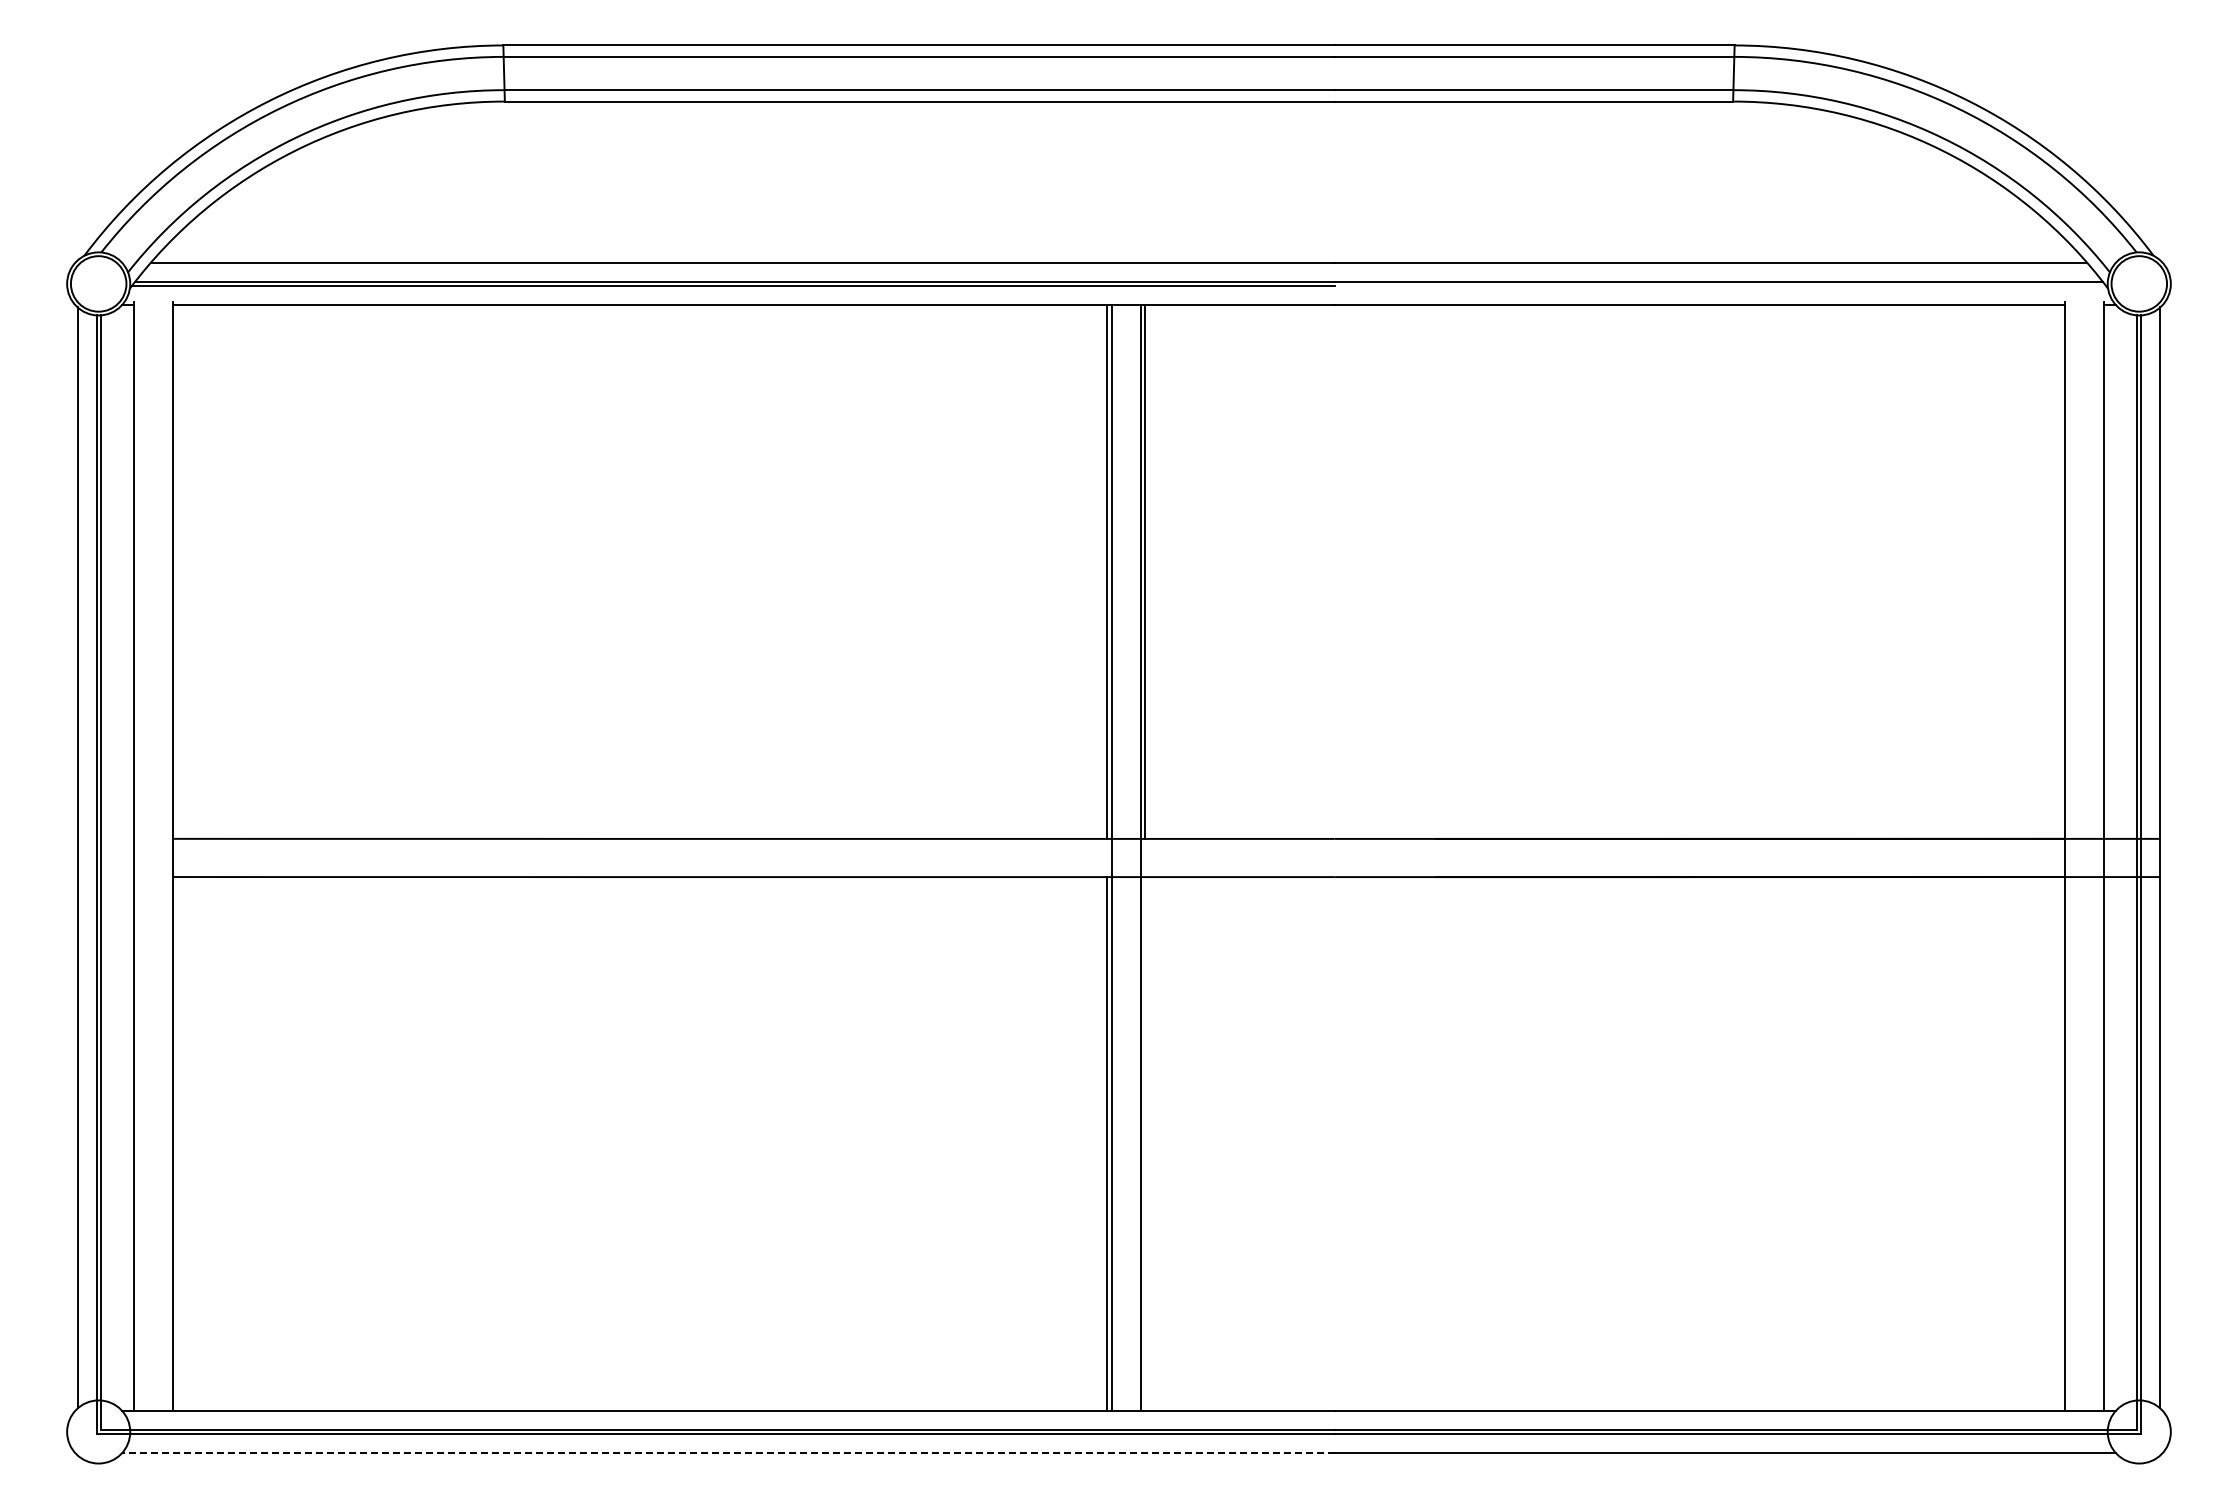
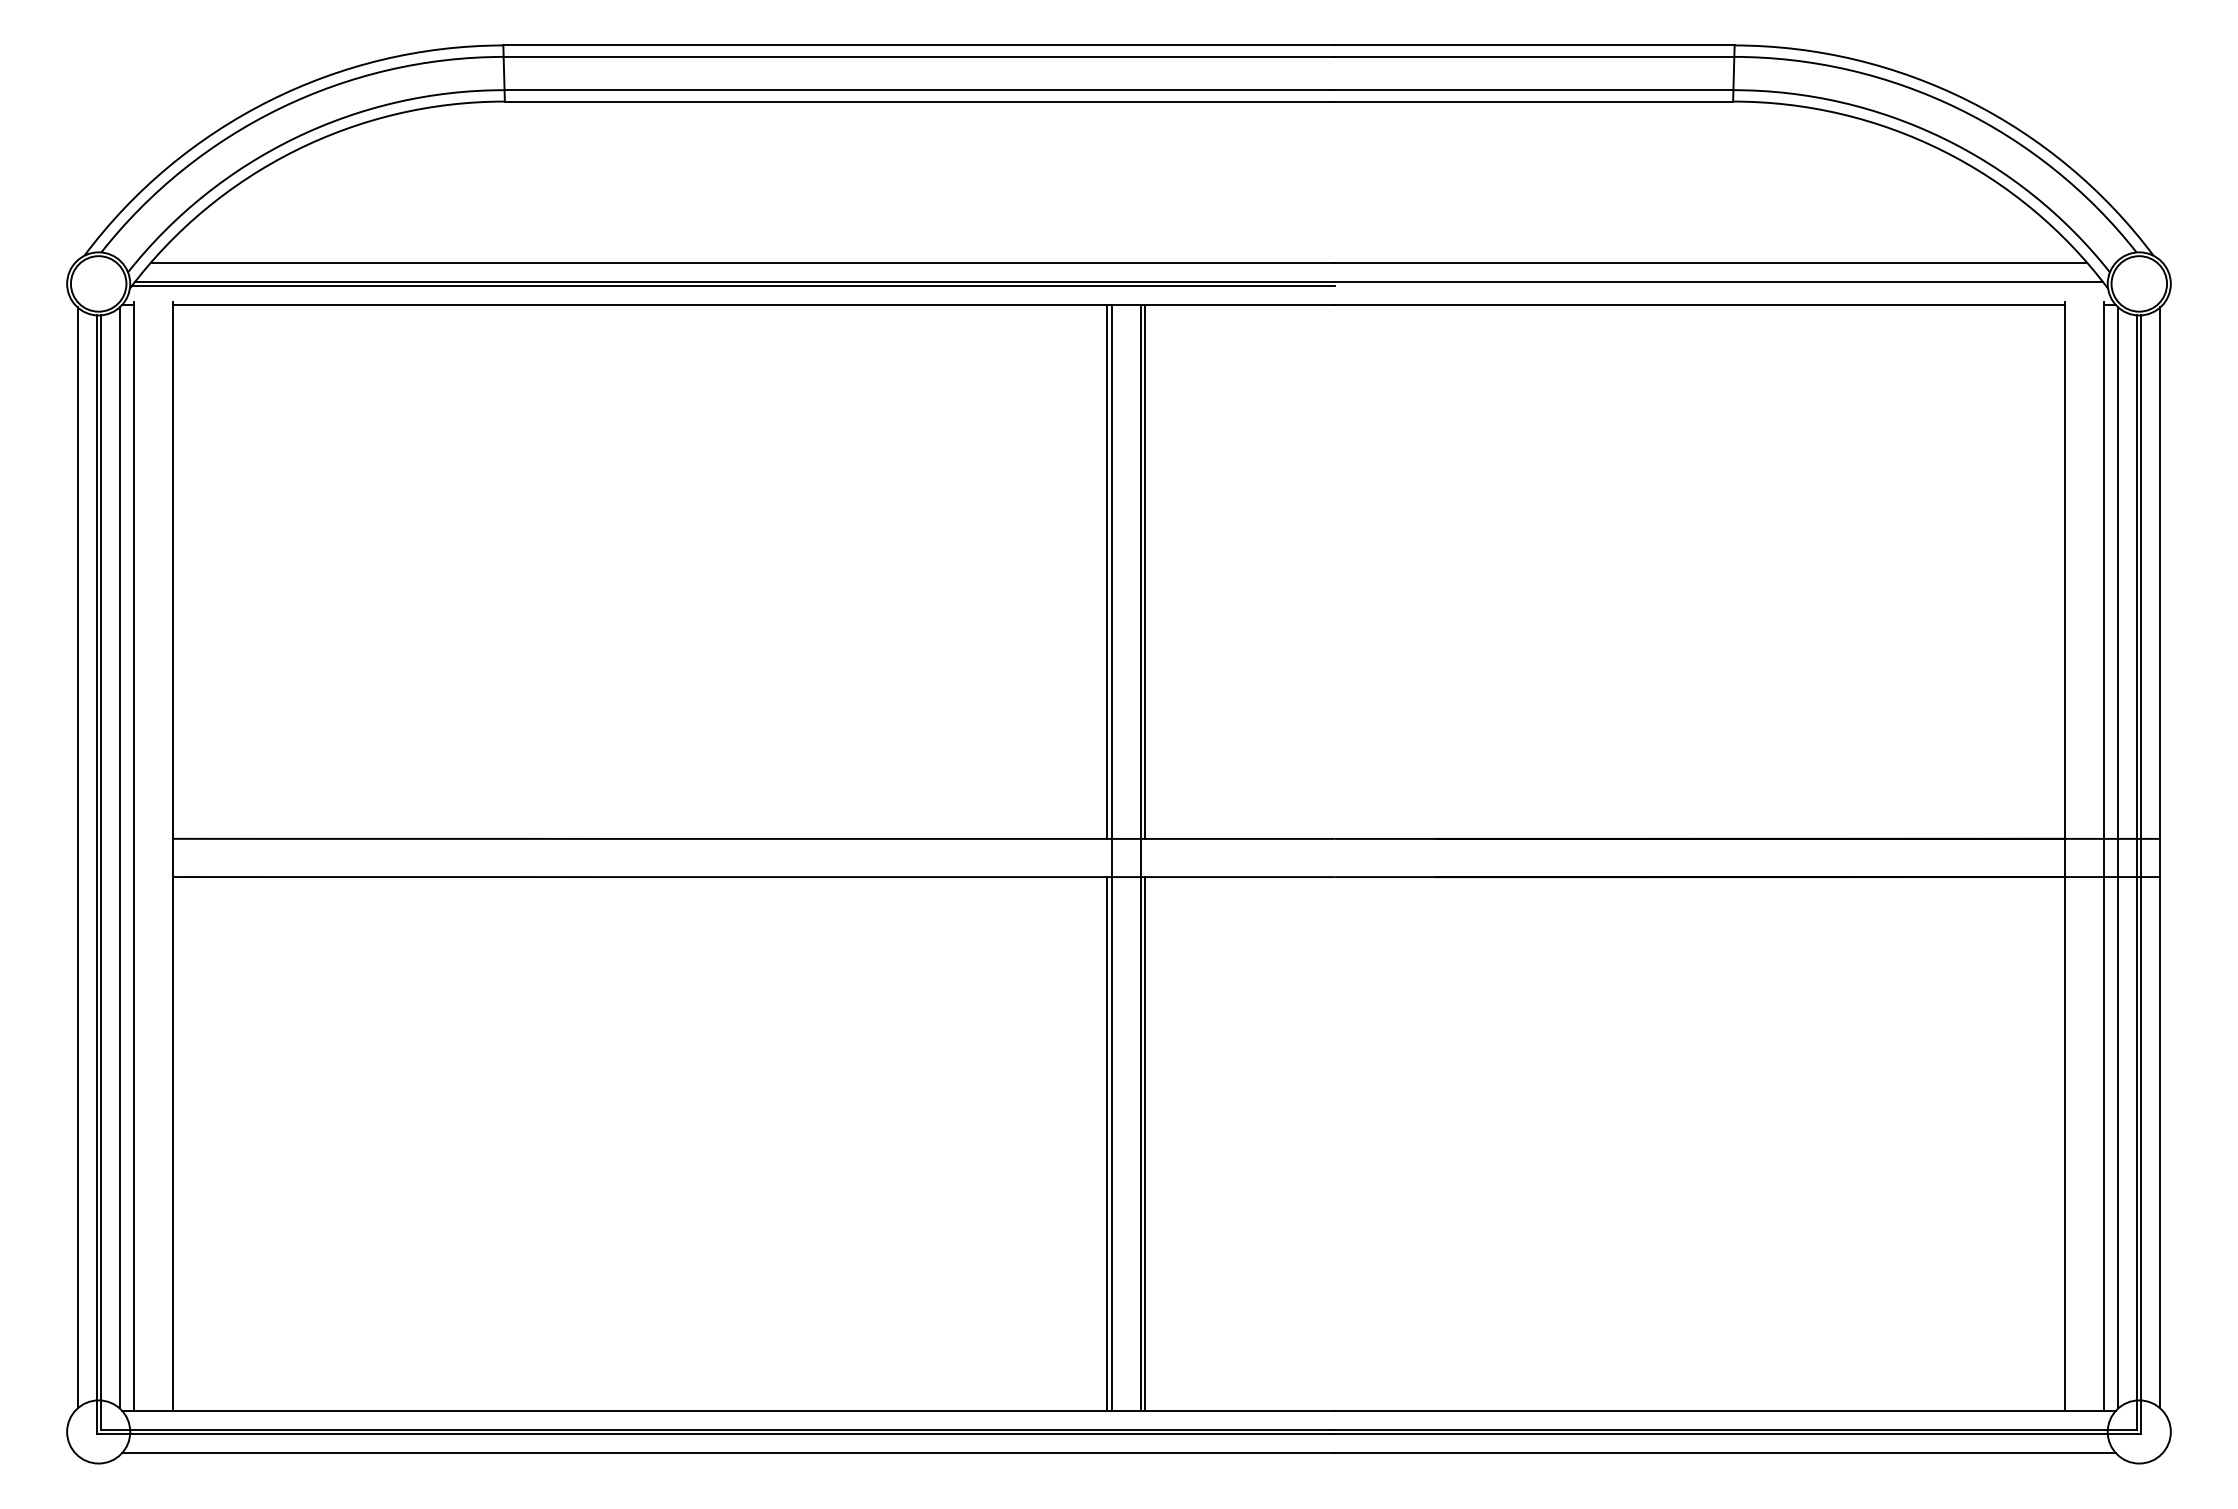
line: none -> present (119, 857)
line: none -> present (2118, 857)
line: none -> present (1145, 1143)
line: dashed -> solid (727, 1452)
